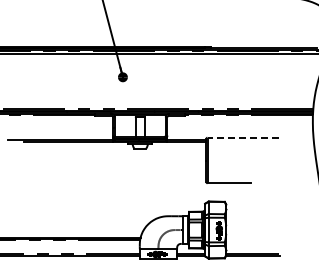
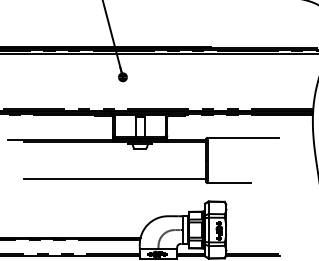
line: dashed -> solid (243, 137)
line: none -> present (115, 178)
